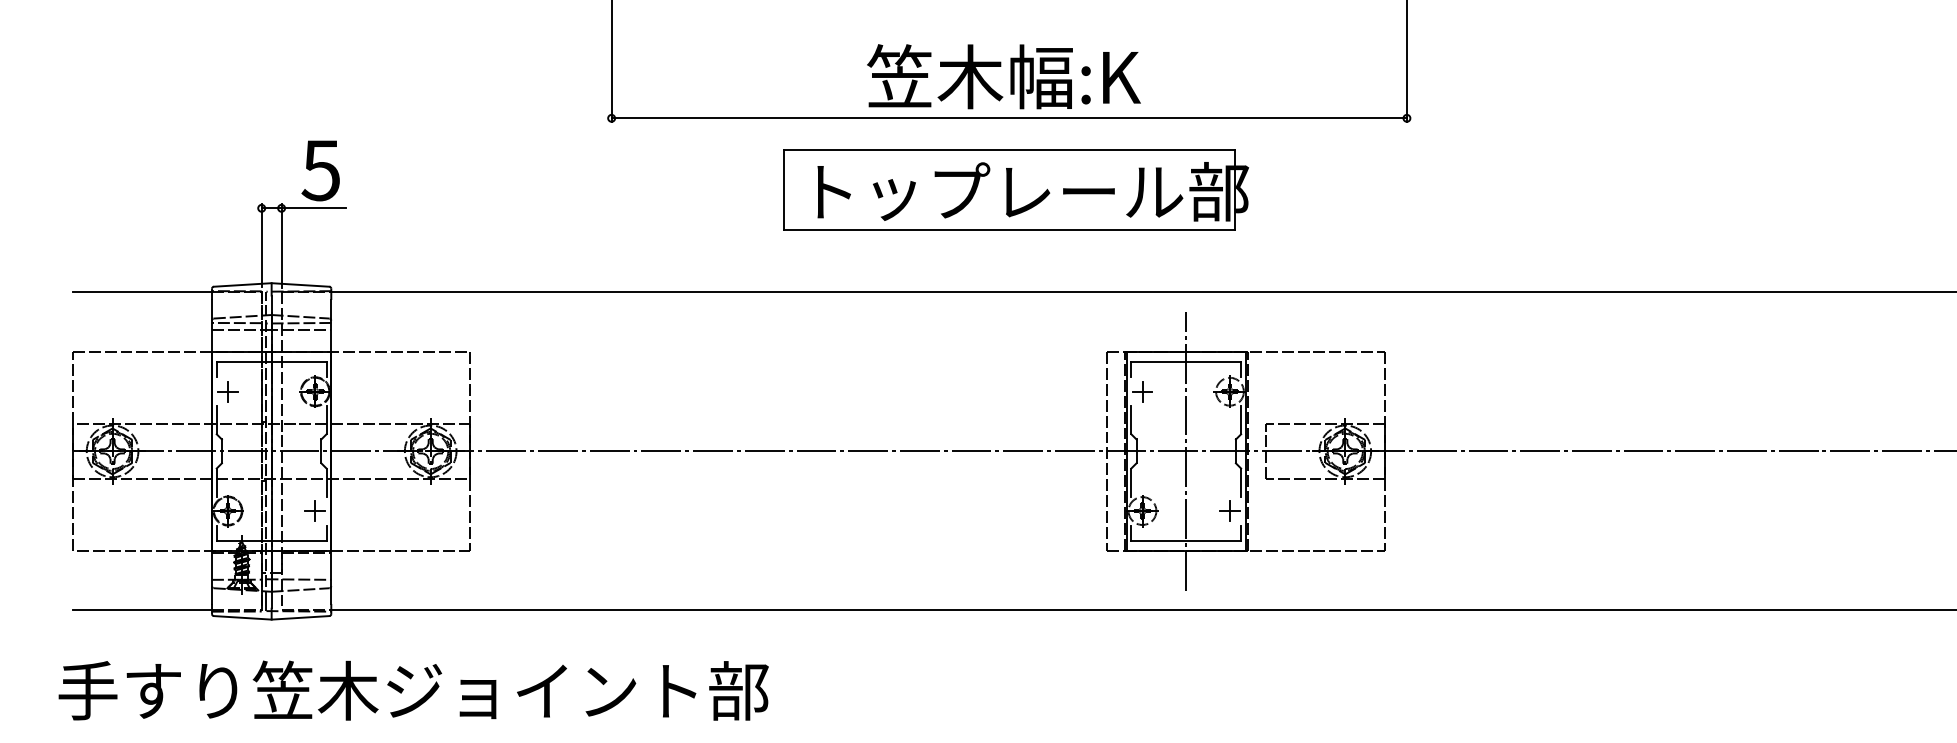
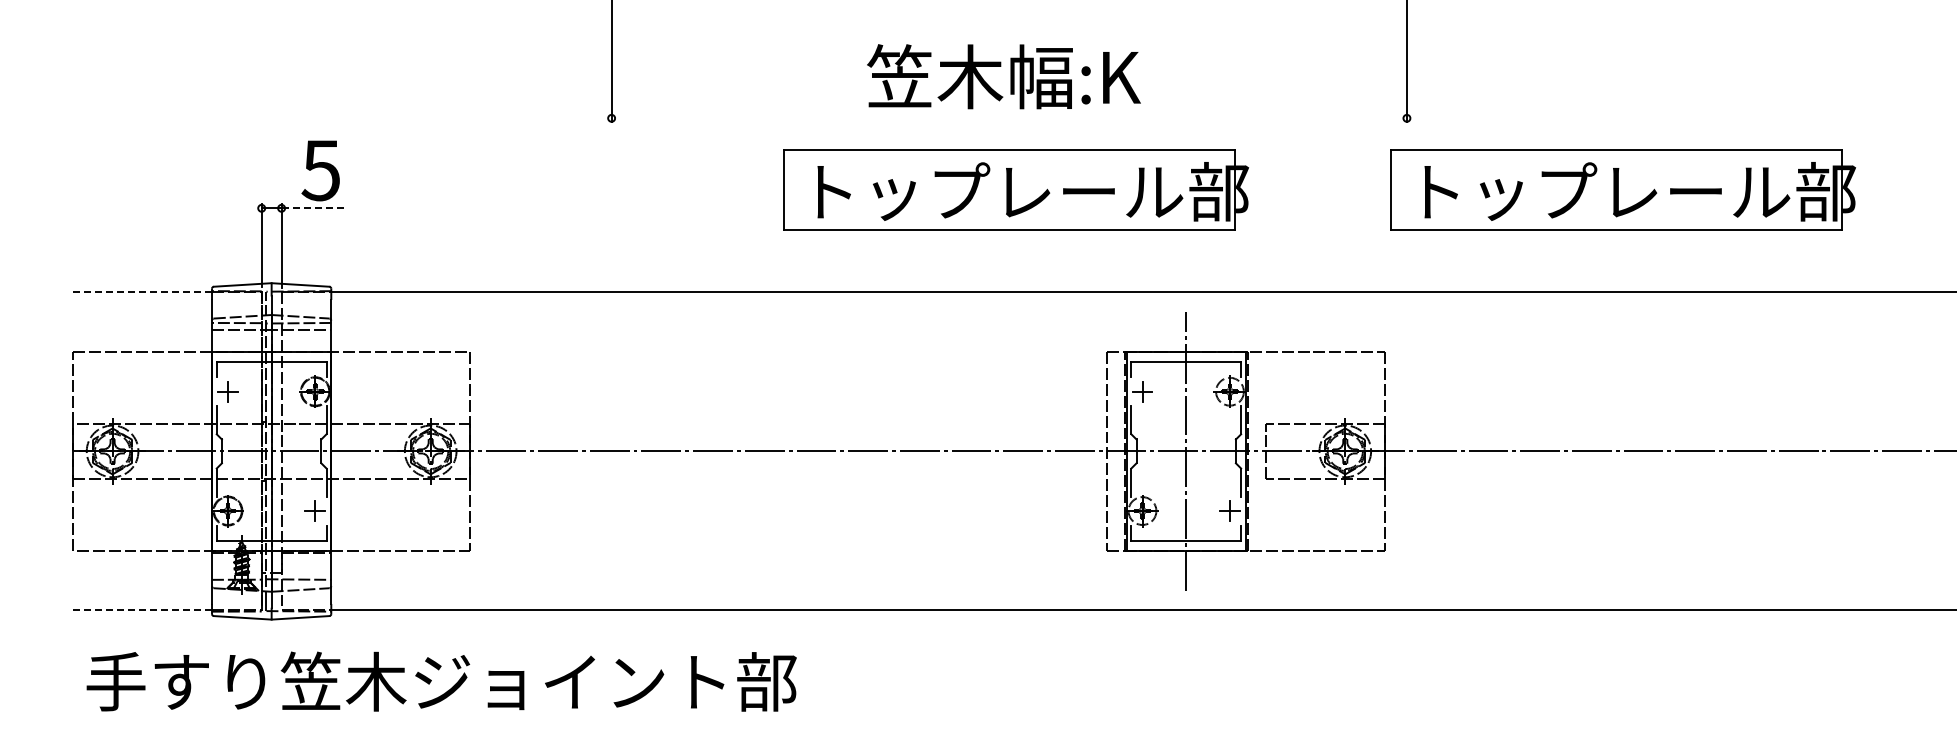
line: present -> none (1008, 118)
part: none -> present (1622, 189)
line: solid -> dashed (314, 208)
line: solid -> dashed (142, 292)
line: solid -> dashed (142, 610)
text position: (413, 690) -> (441, 681) (441, 681)
